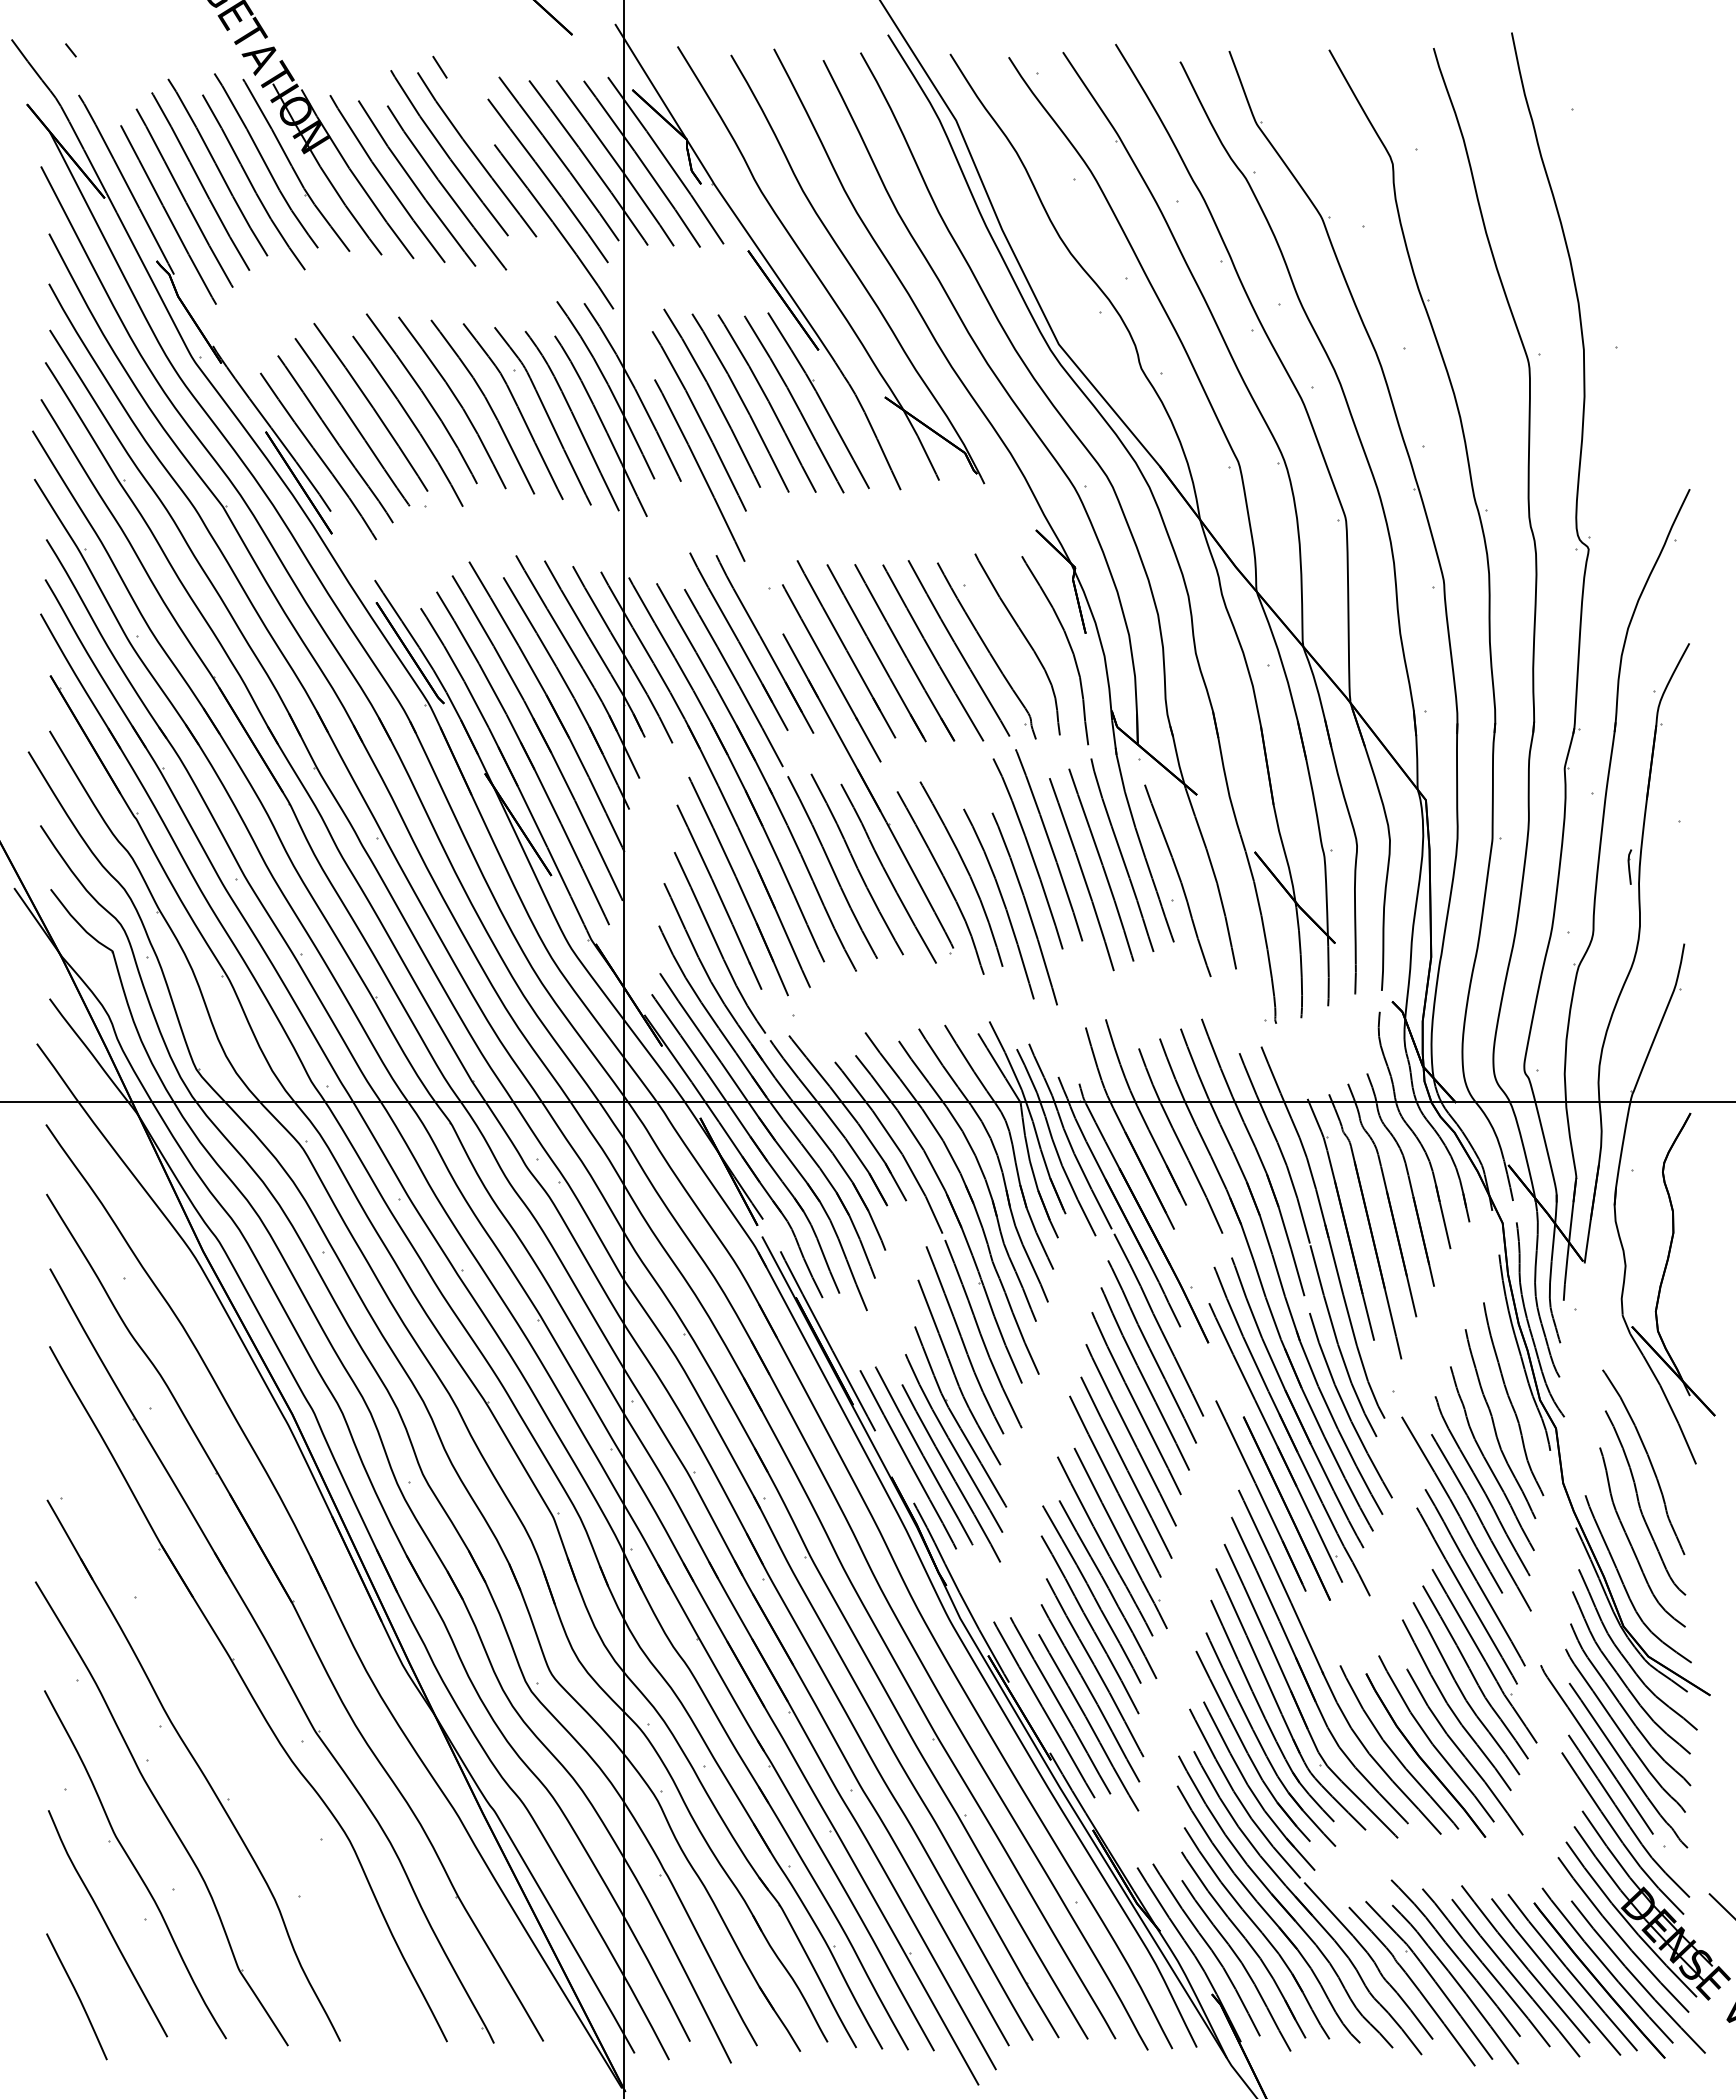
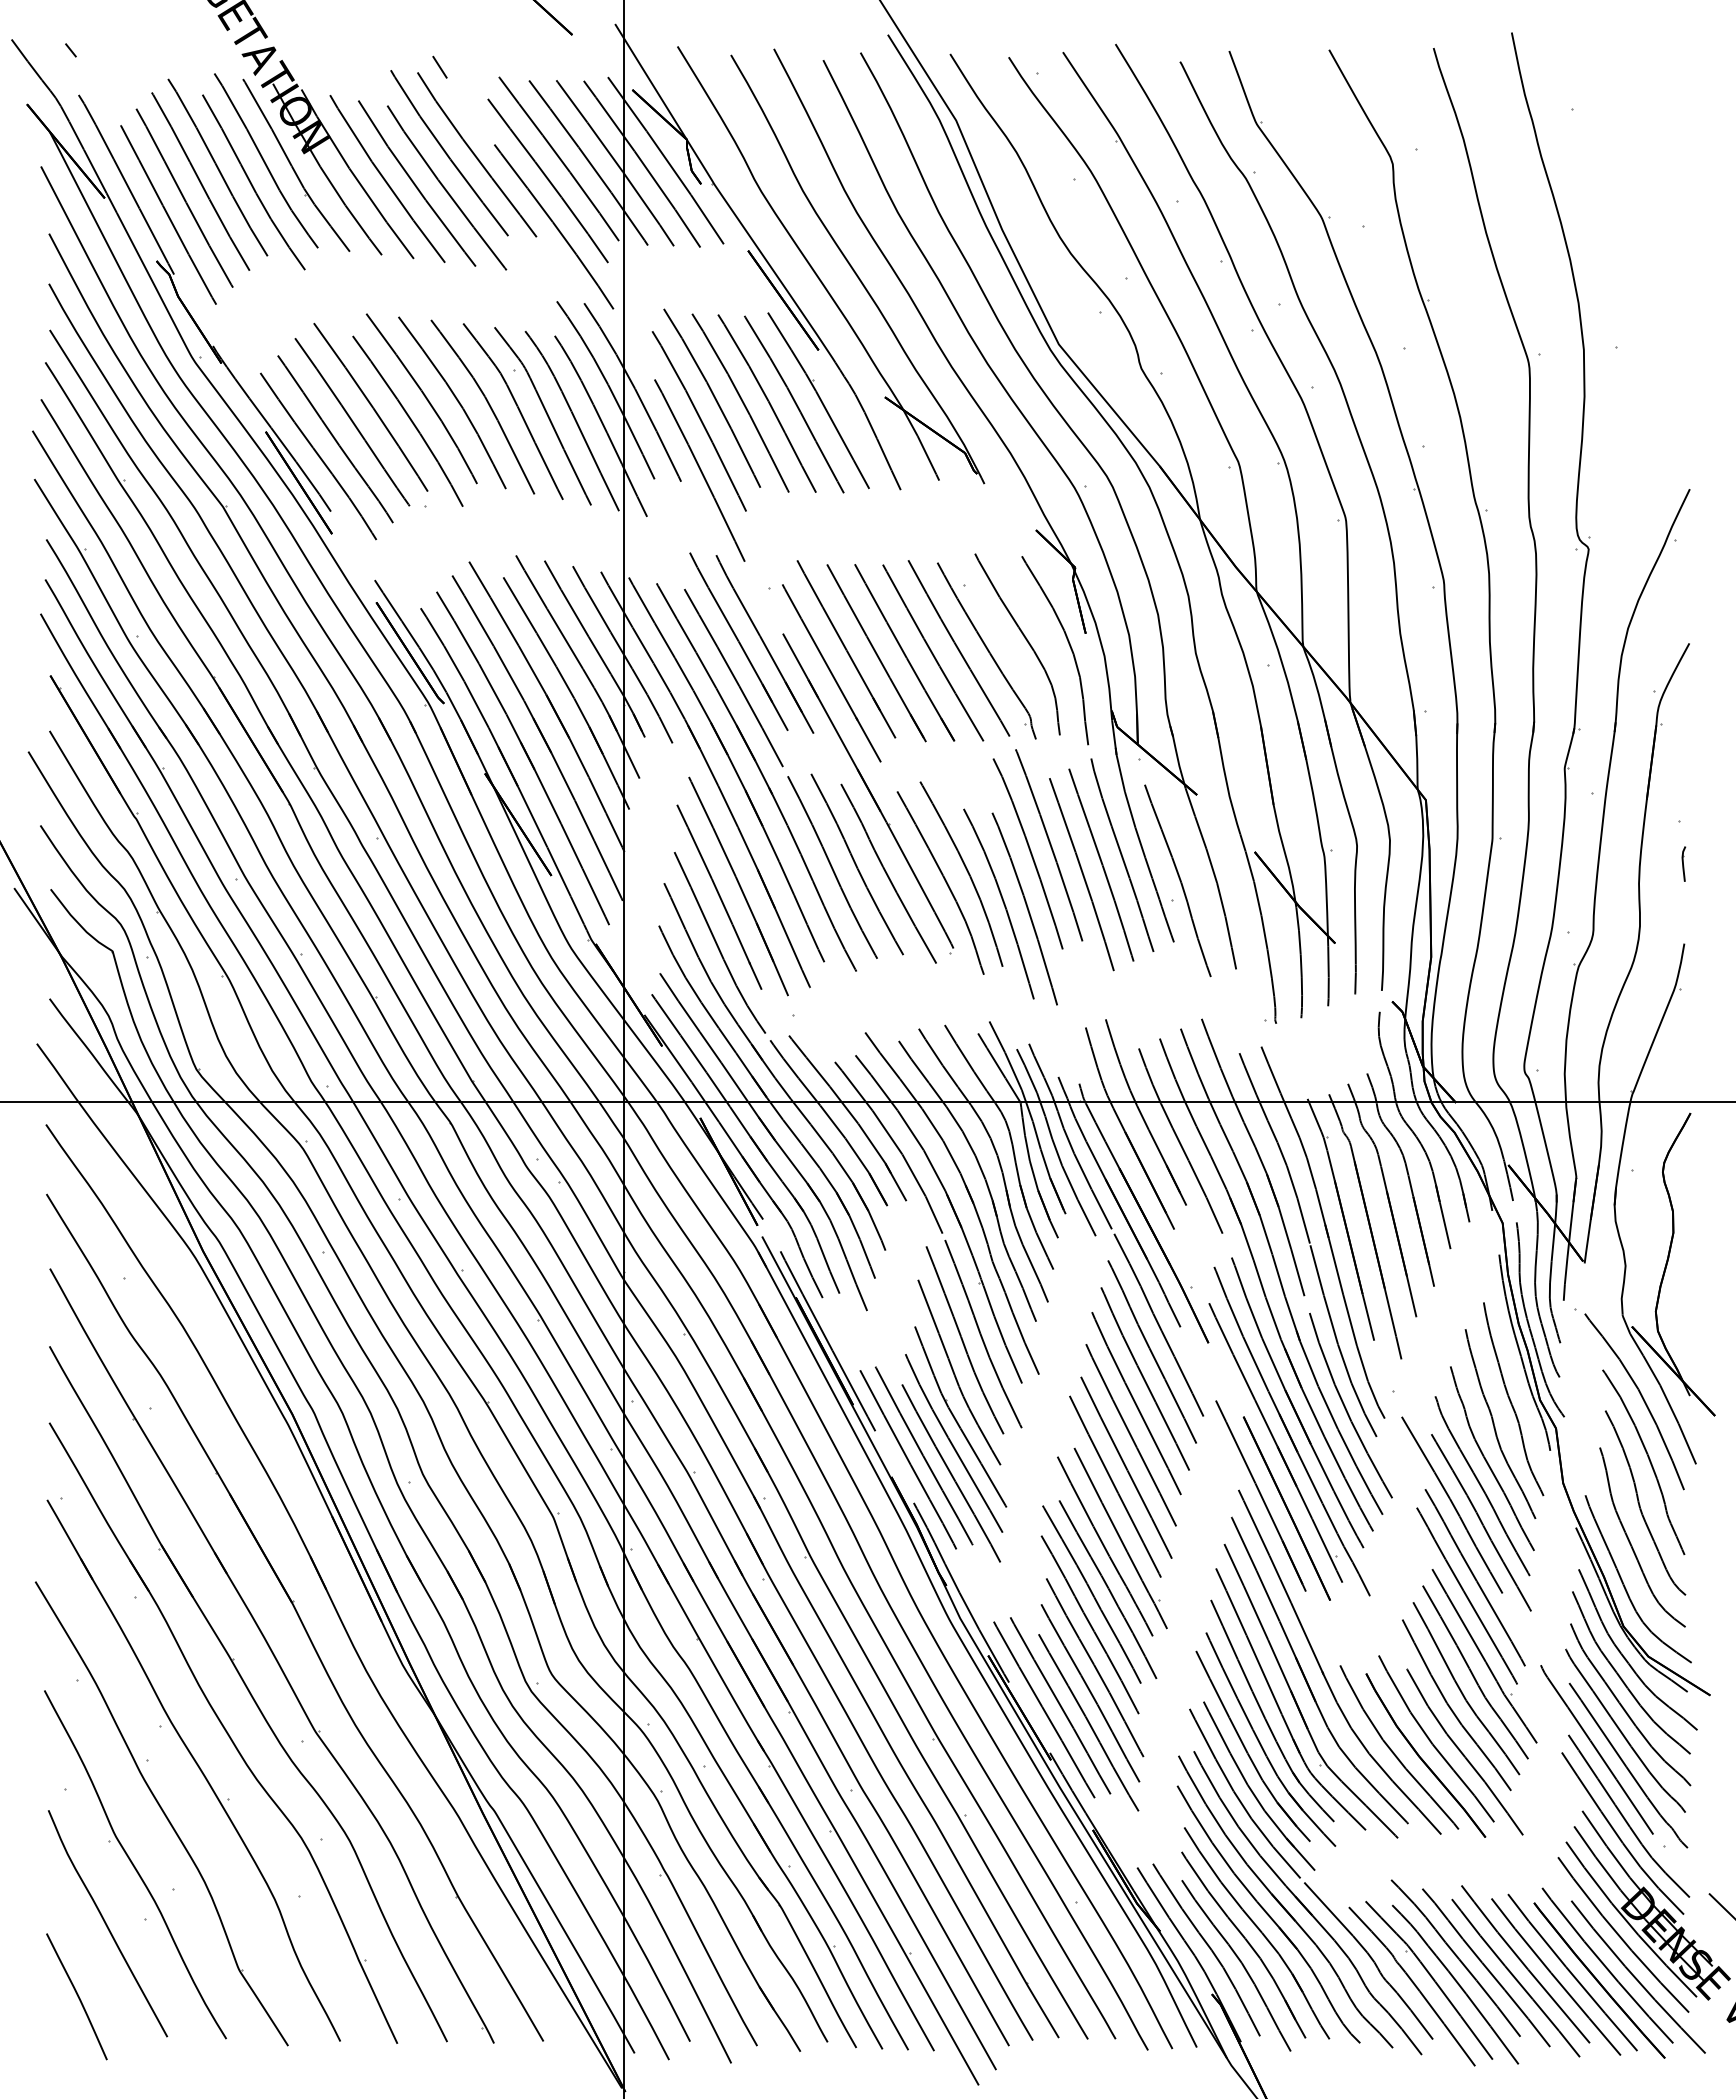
part position: (1629, 866) -> (1683, 863) (1683, 863)
curve: none -> present (1641, 1397)
part: none -> present (223, 1732)
